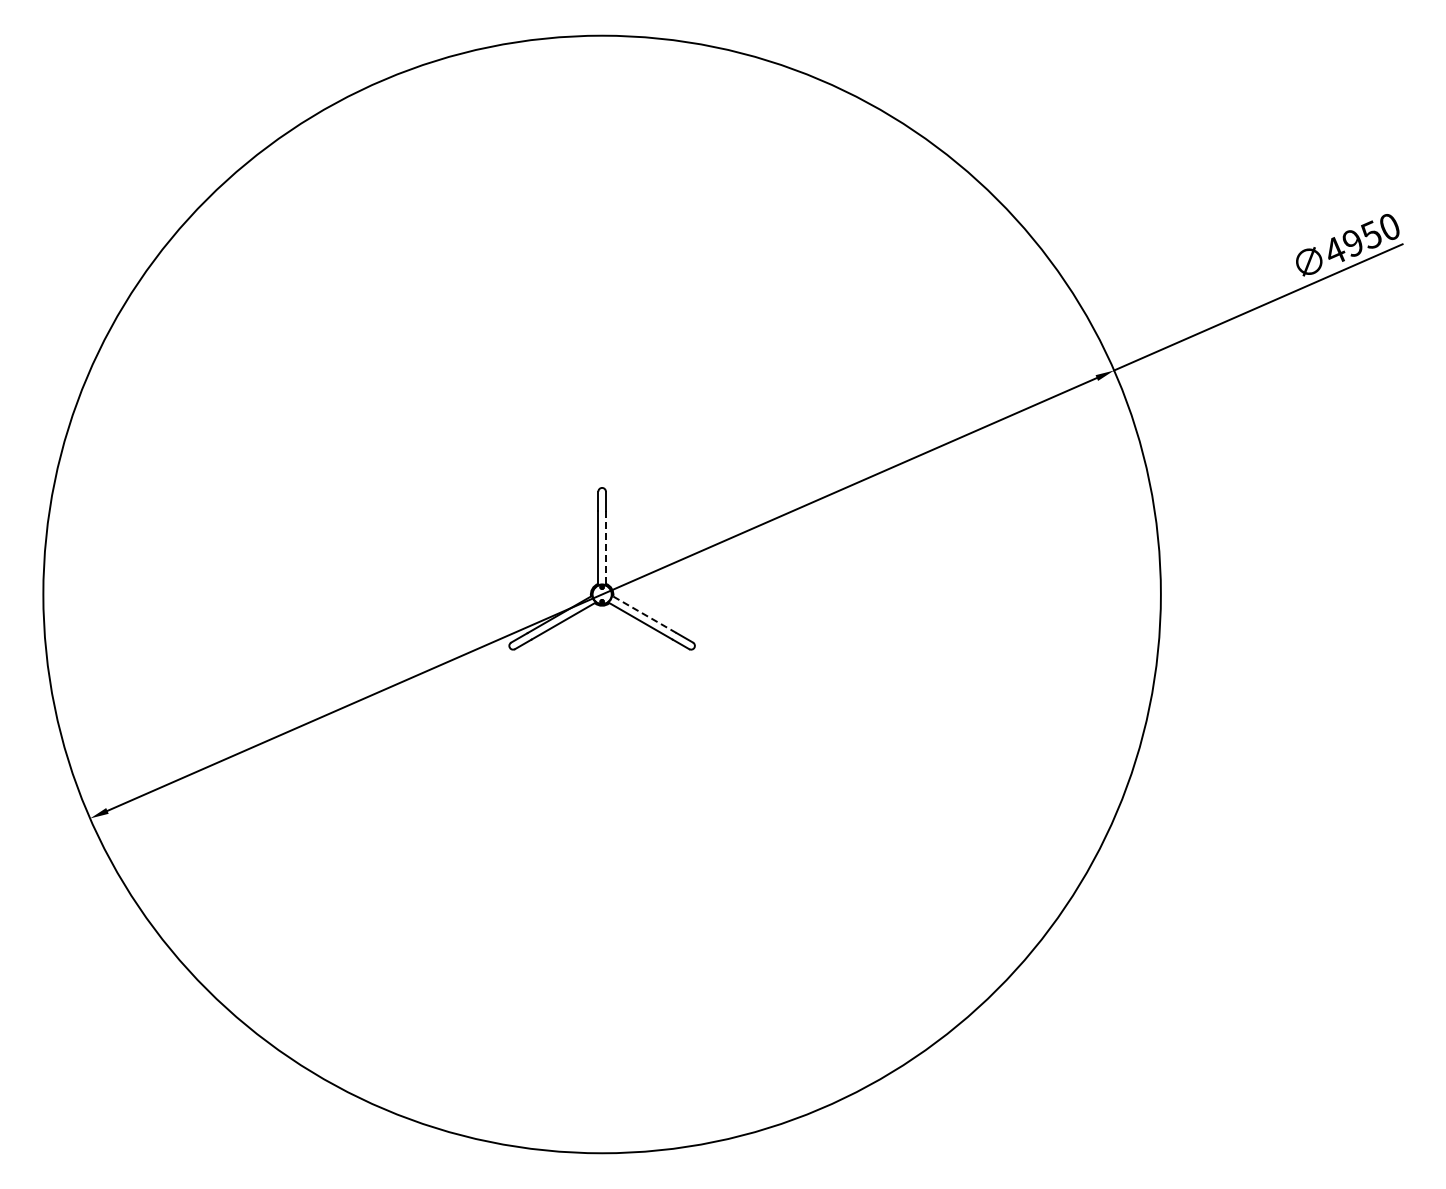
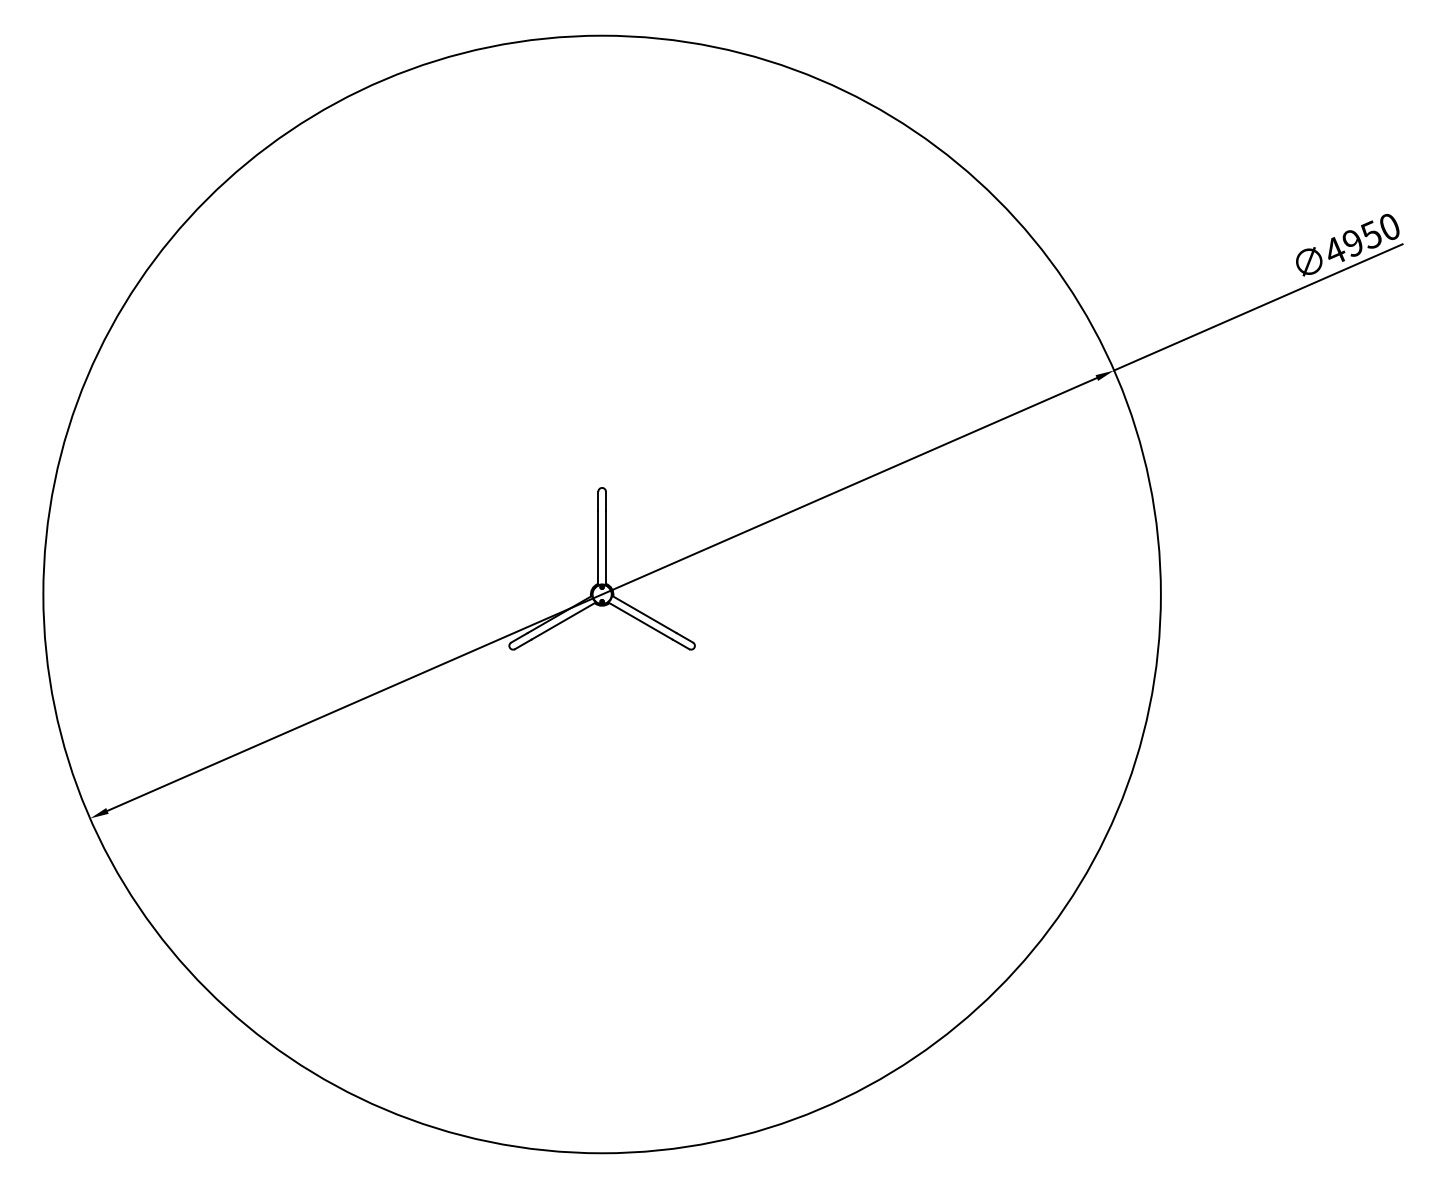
line: dashed -> solid (605, 548)
line: dashed -> solid (643, 614)
